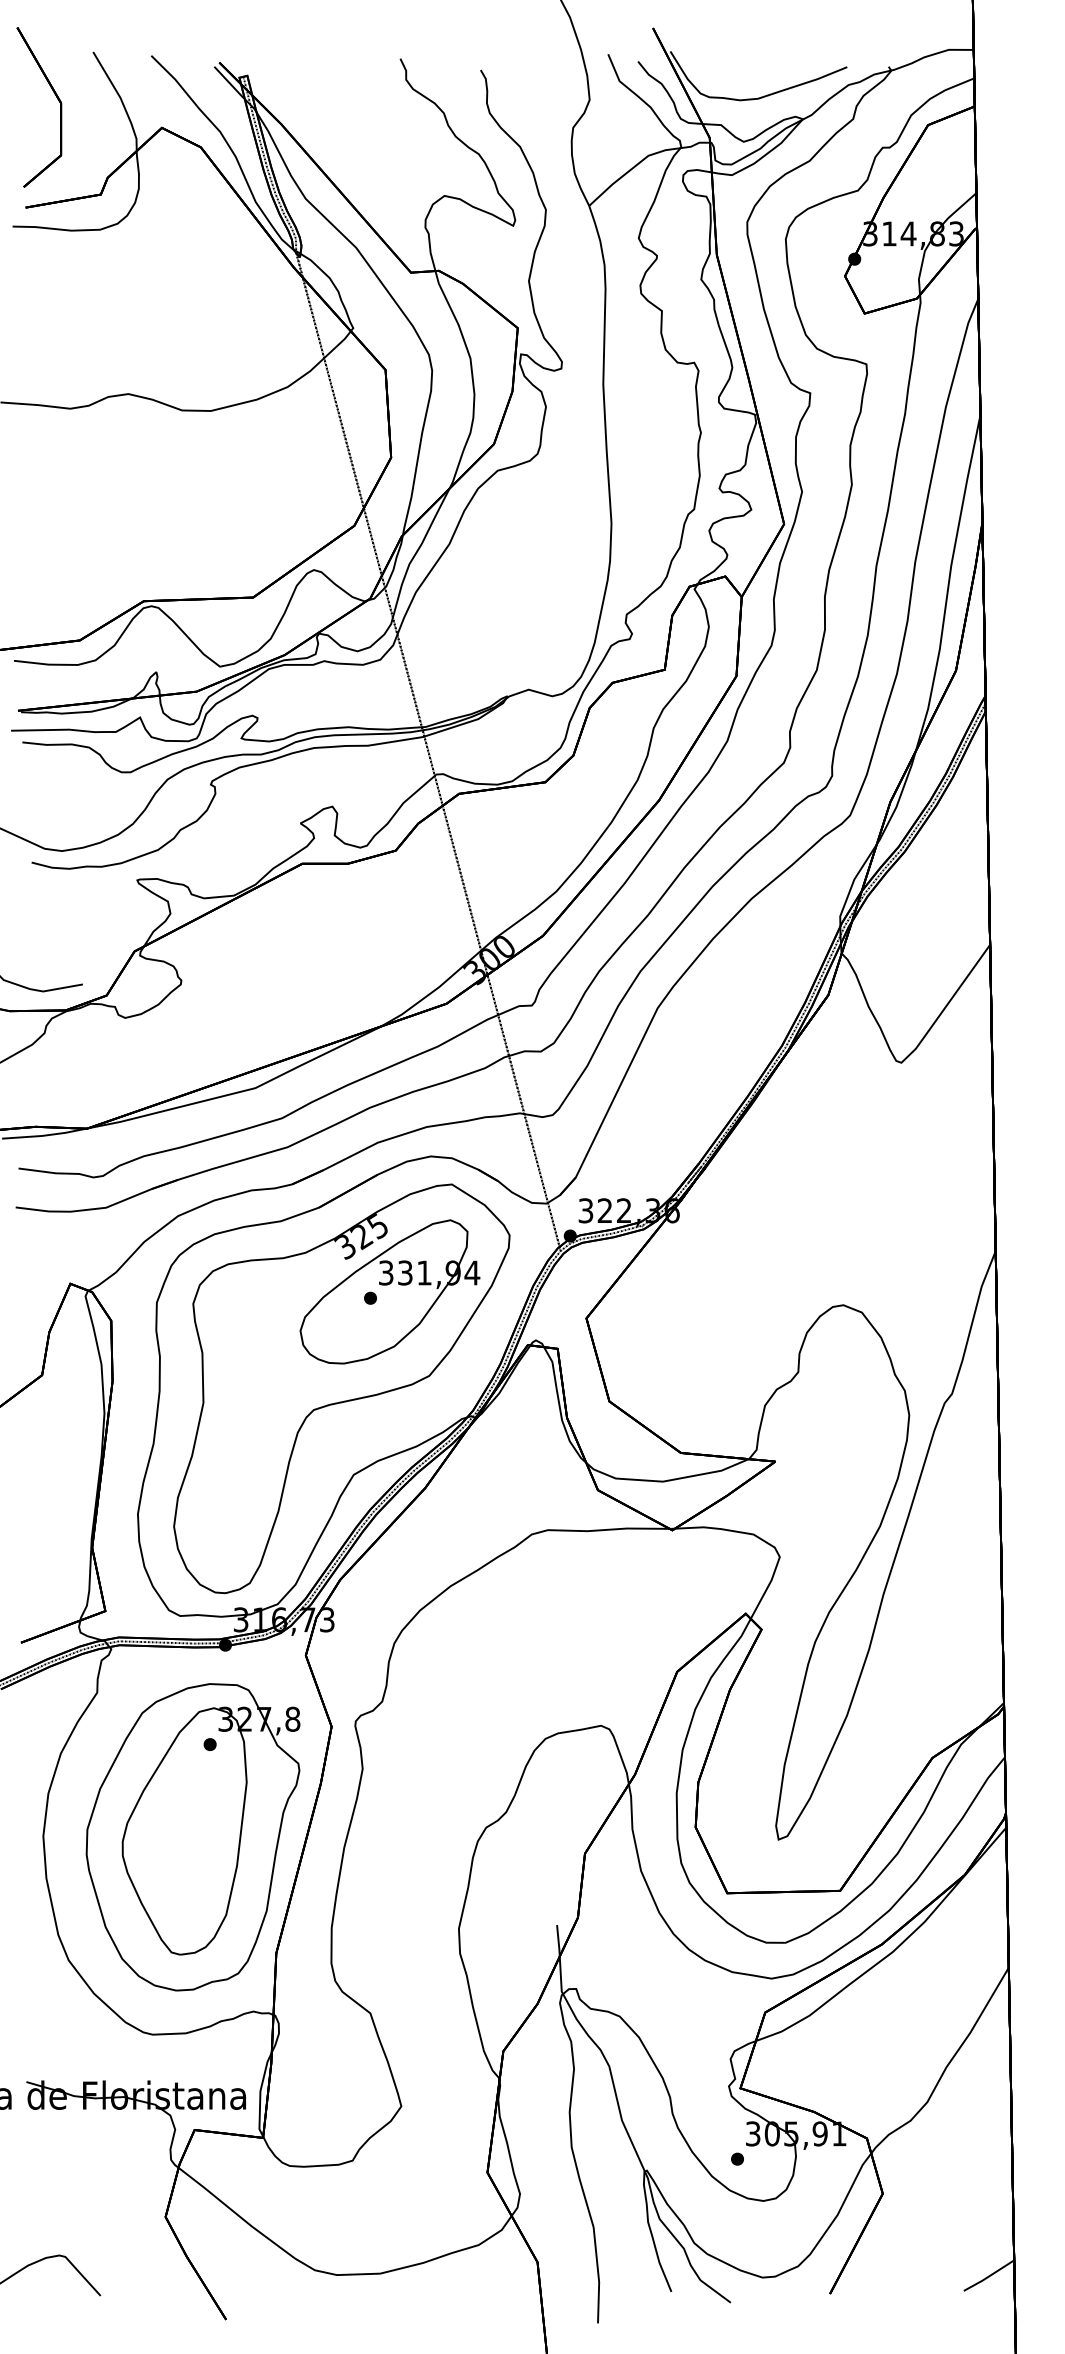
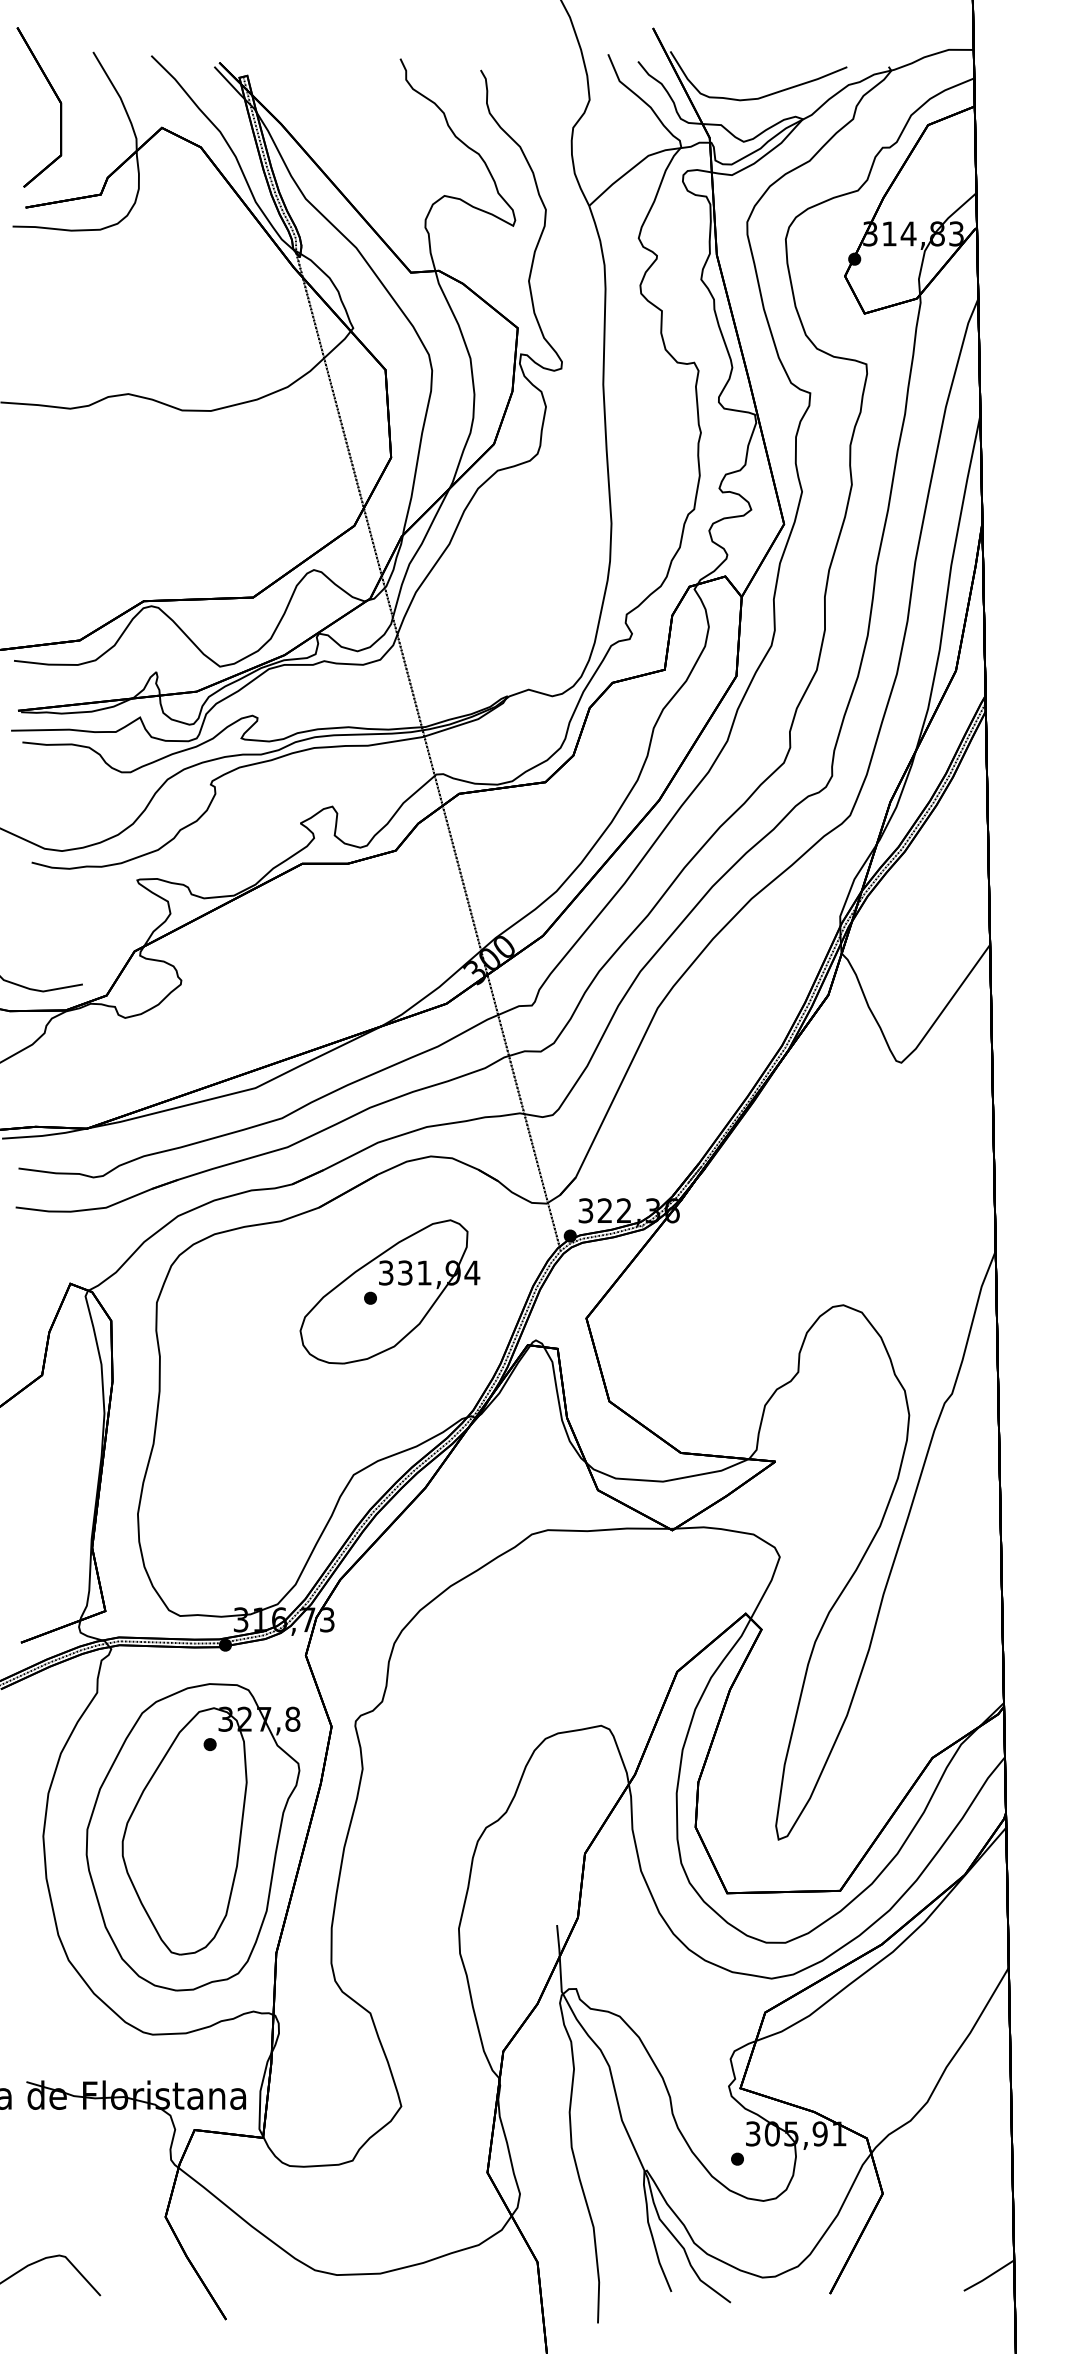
part: present -> none (341, 1388)
